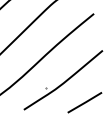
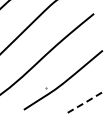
line: solid -> dashed (85, 102)
